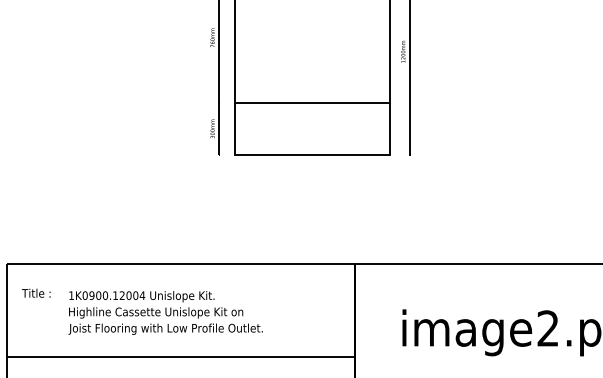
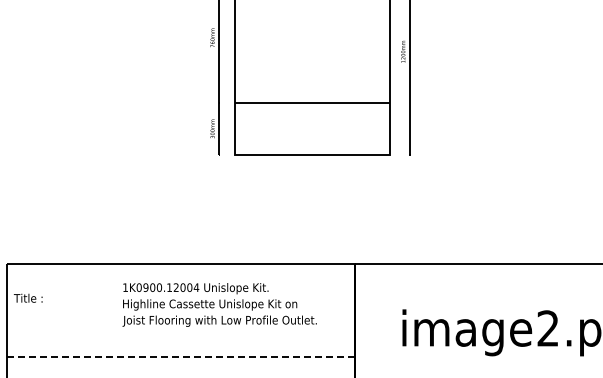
text position: (36, 292) -> (28, 297) (28, 297)
text position: (165, 312) -> (219, 304) (219, 304)
line: solid -> dashed (181, 356)
